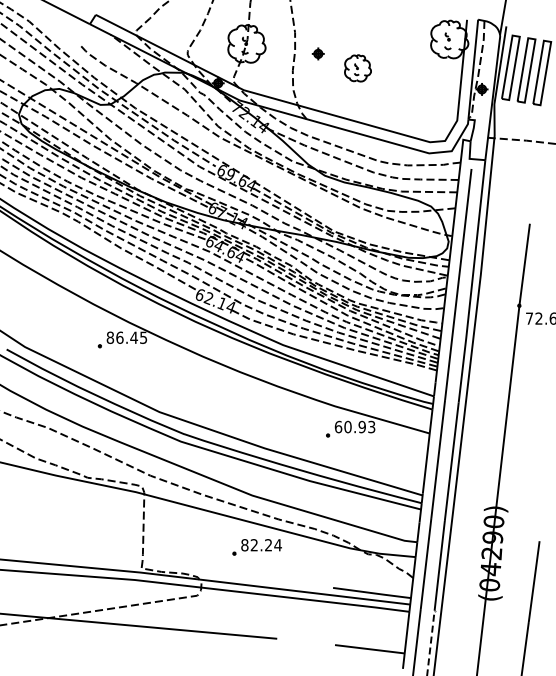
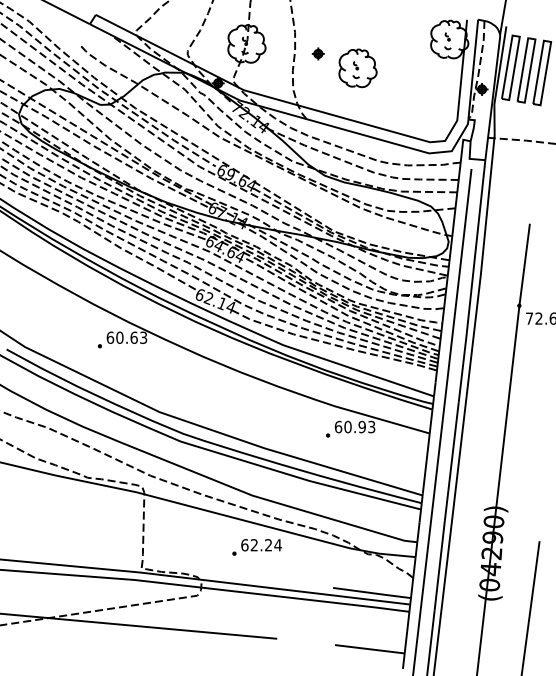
part size: 28x29 px -> 40x41 px (357, 68)
text: 86.45 -> 60.63 (126, 337)
text: 82.24 -> 62.24 (244, 545)
line: dashed -> solid (430, 643)
